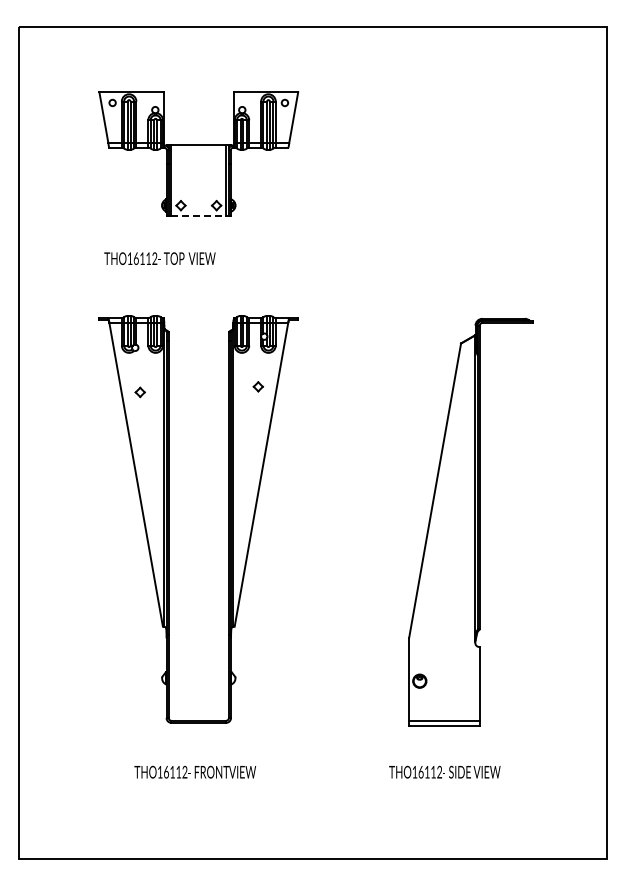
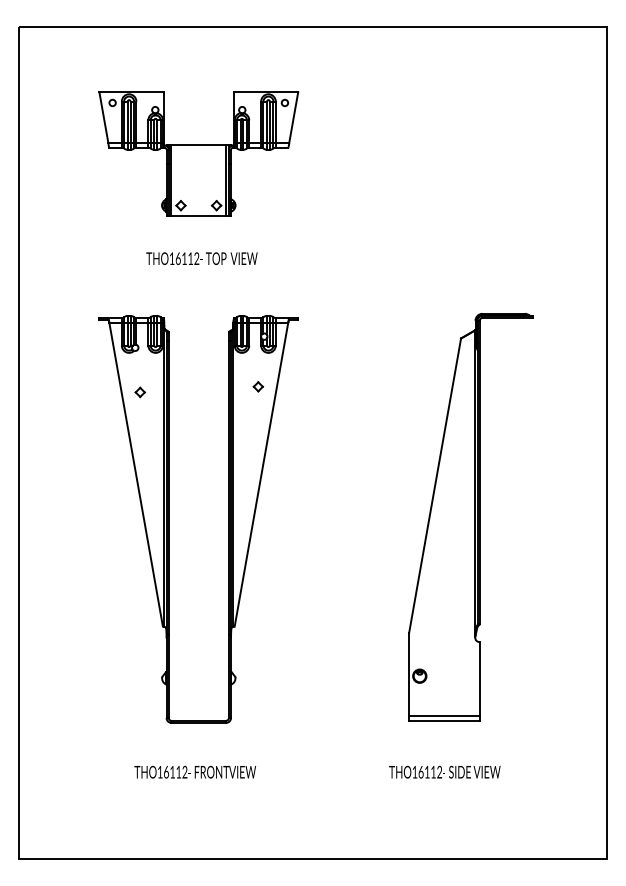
line: dashed -> solid (199, 216)
text position: (159, 258) -> (201, 258) (201, 258)
part position: (470, 522) -> (470, 517) (470, 517)
